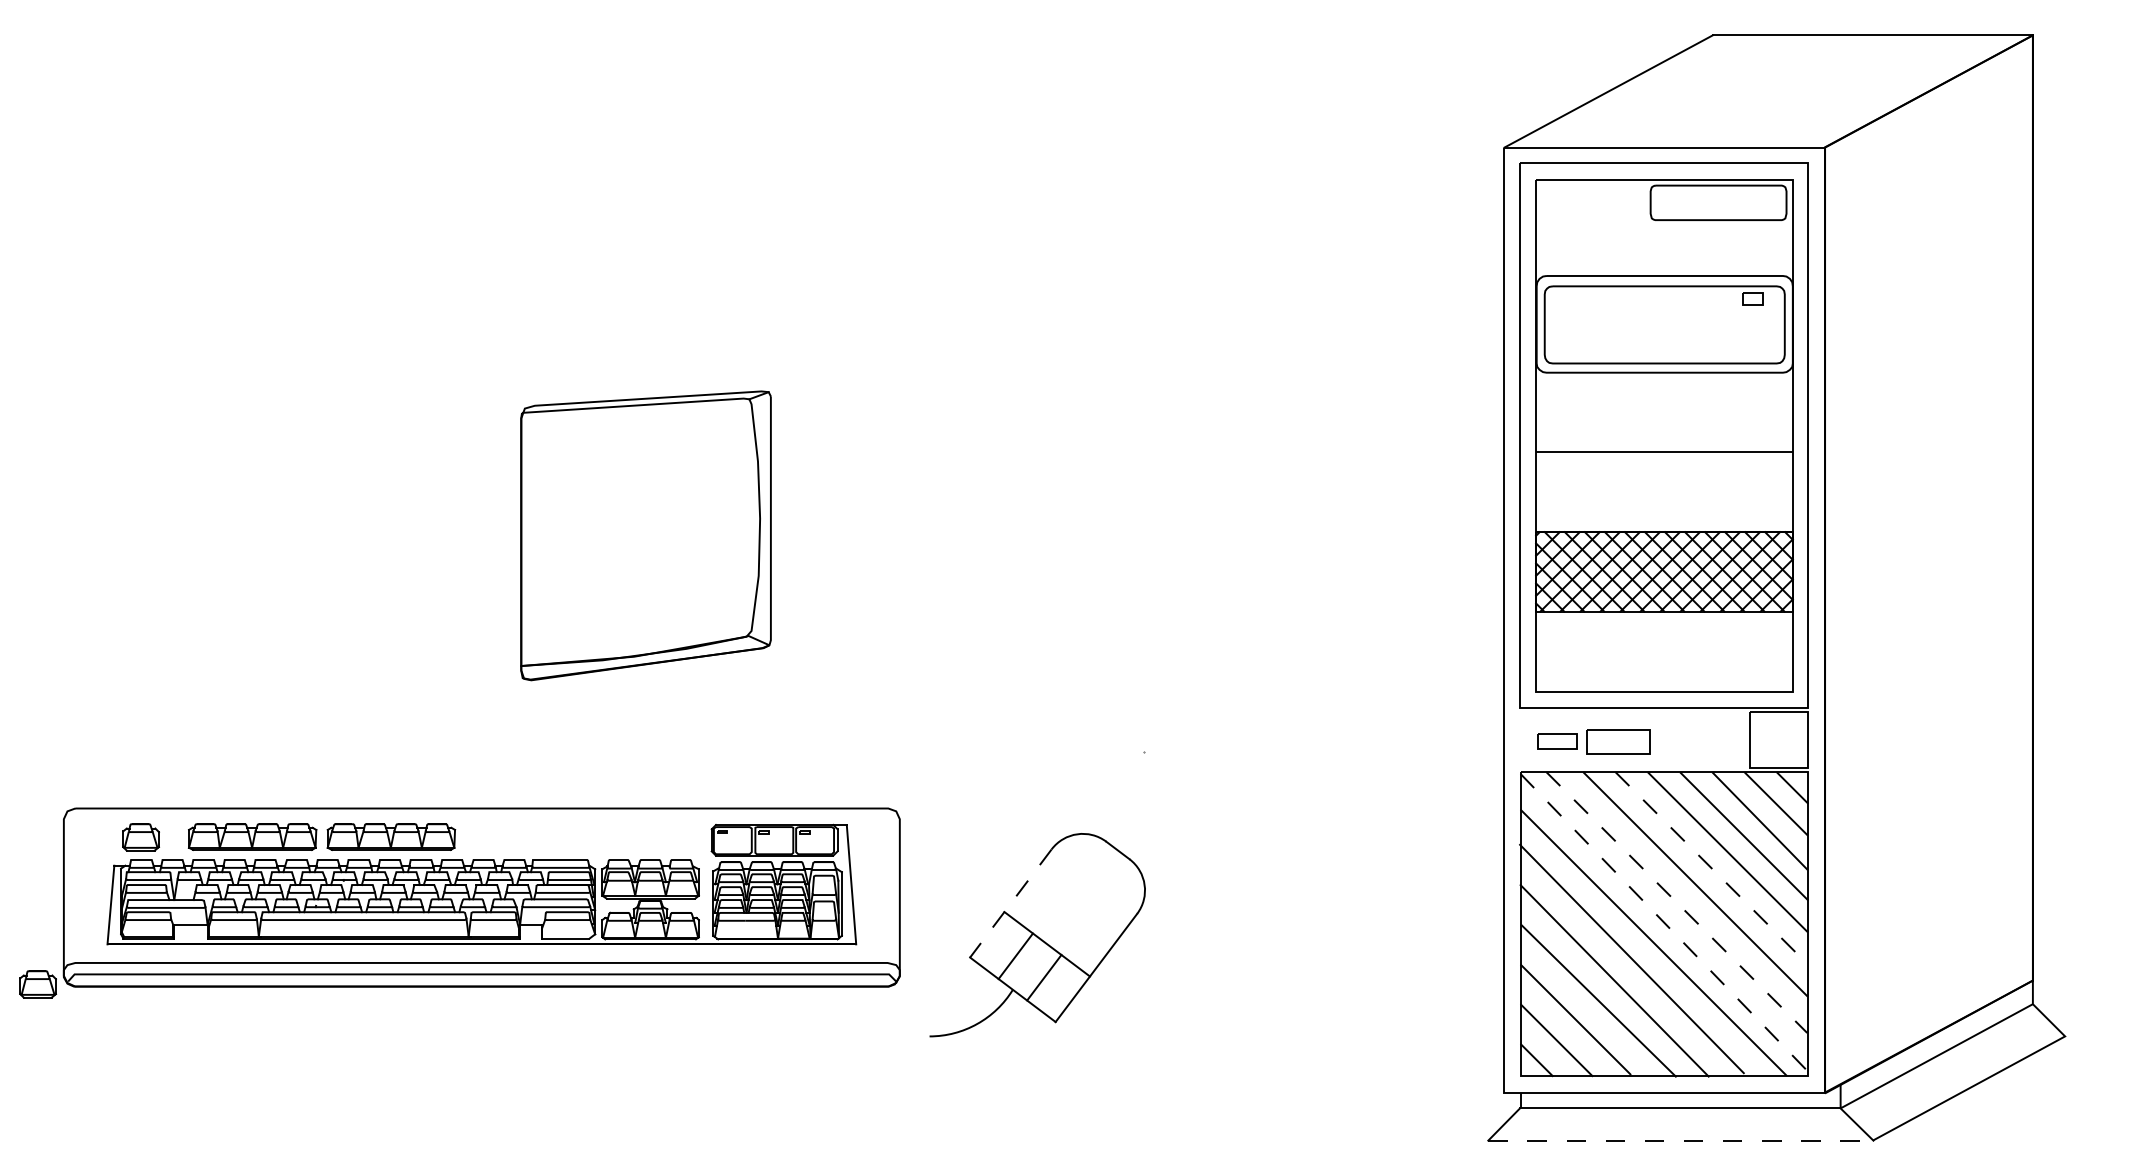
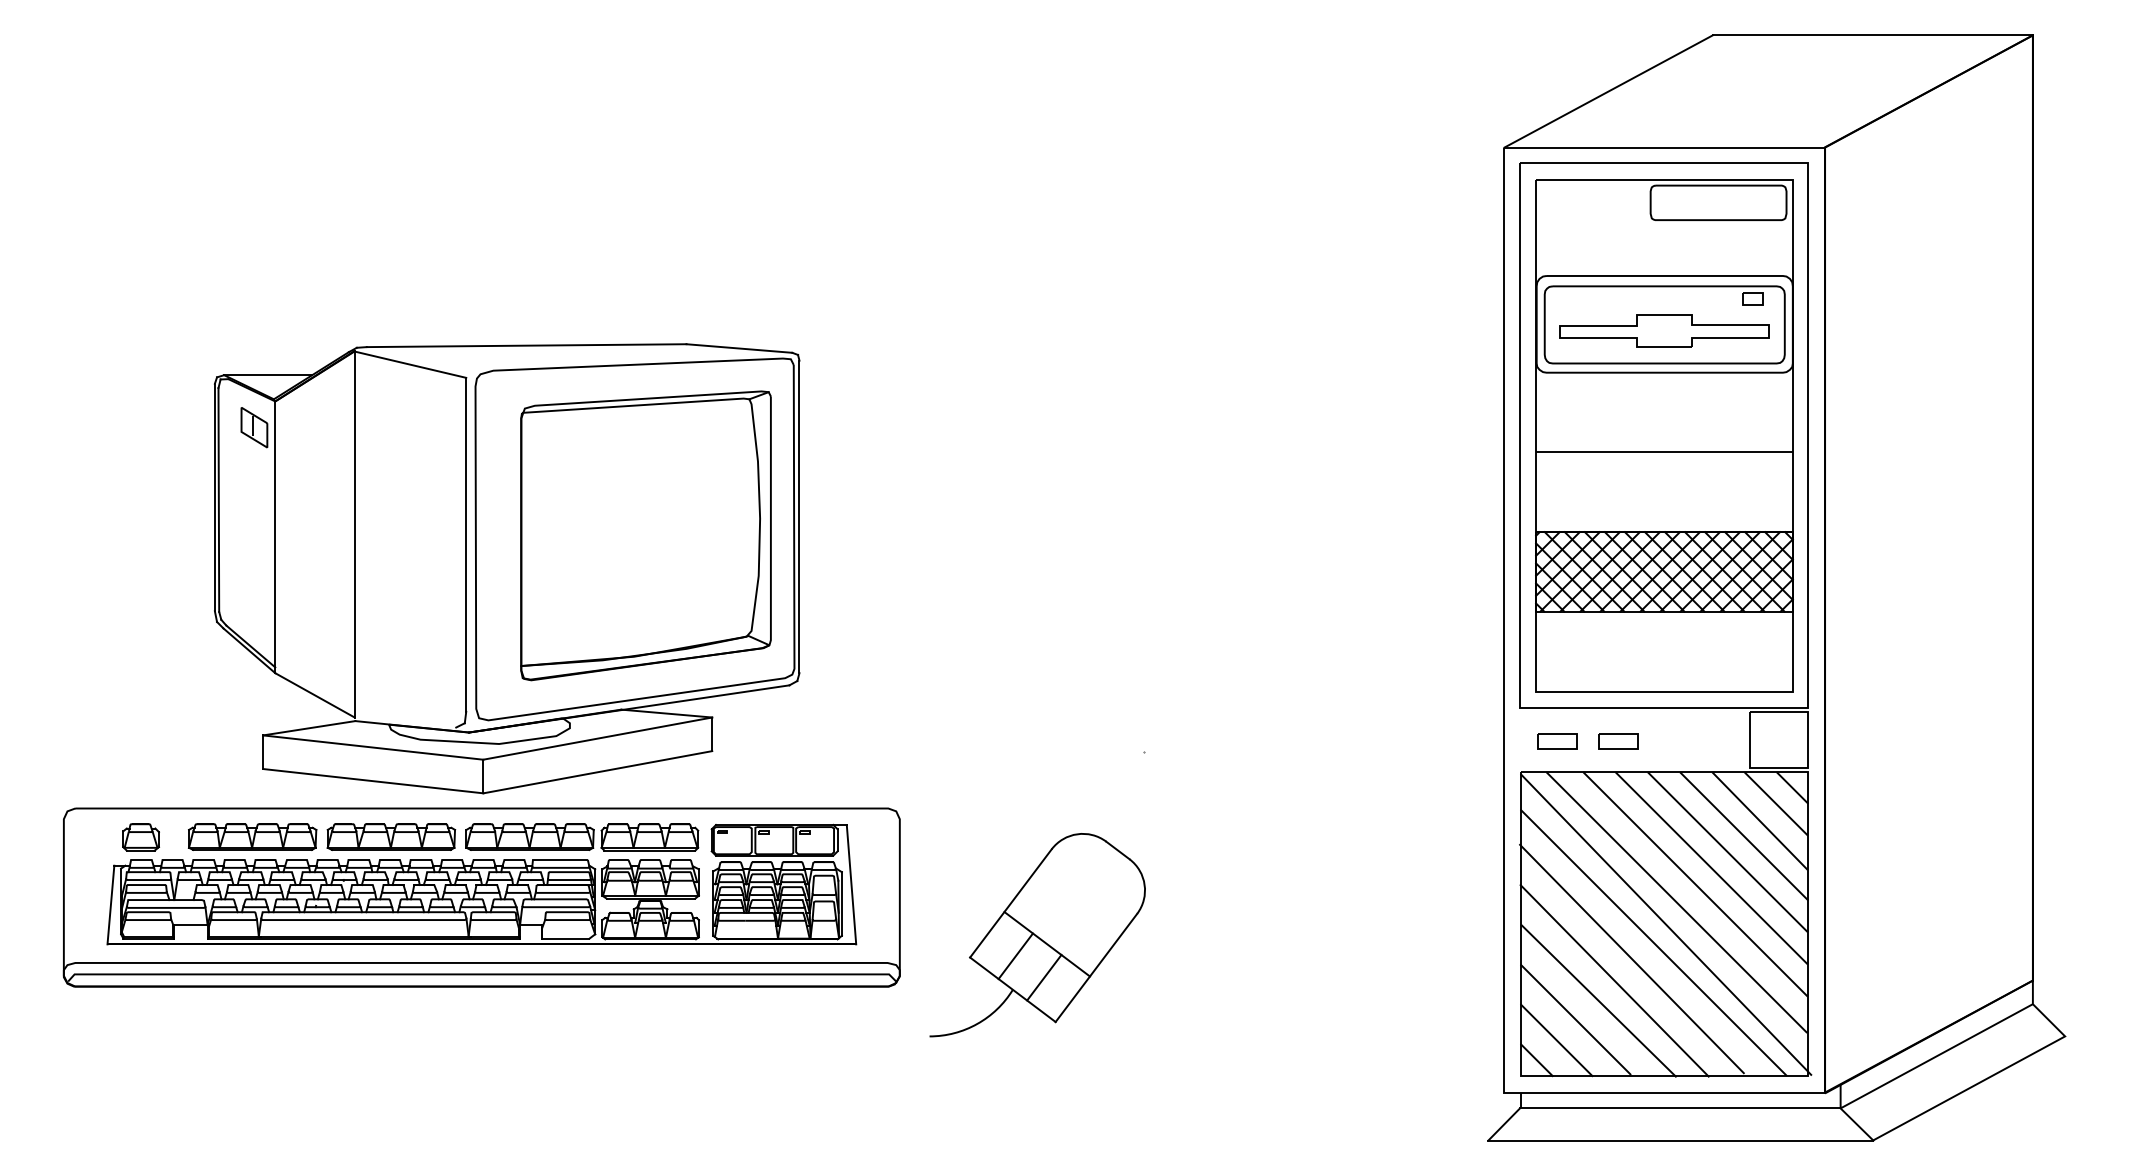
part: none -> present (1664, 330)
part: none -> present (507, 568)
part size: 65x26 px -> 41x17 px (1618, 741)
part: none -> present (582, 837)
line: dashed -> solid (1711, 868)
line: dashed -> solid (1677, 902)
line: dashed -> solid (1010, 903)
line: dashed -> solid (1666, 924)
part: present -> none (37, 984)
line: dashed -> solid (1680, 1140)
